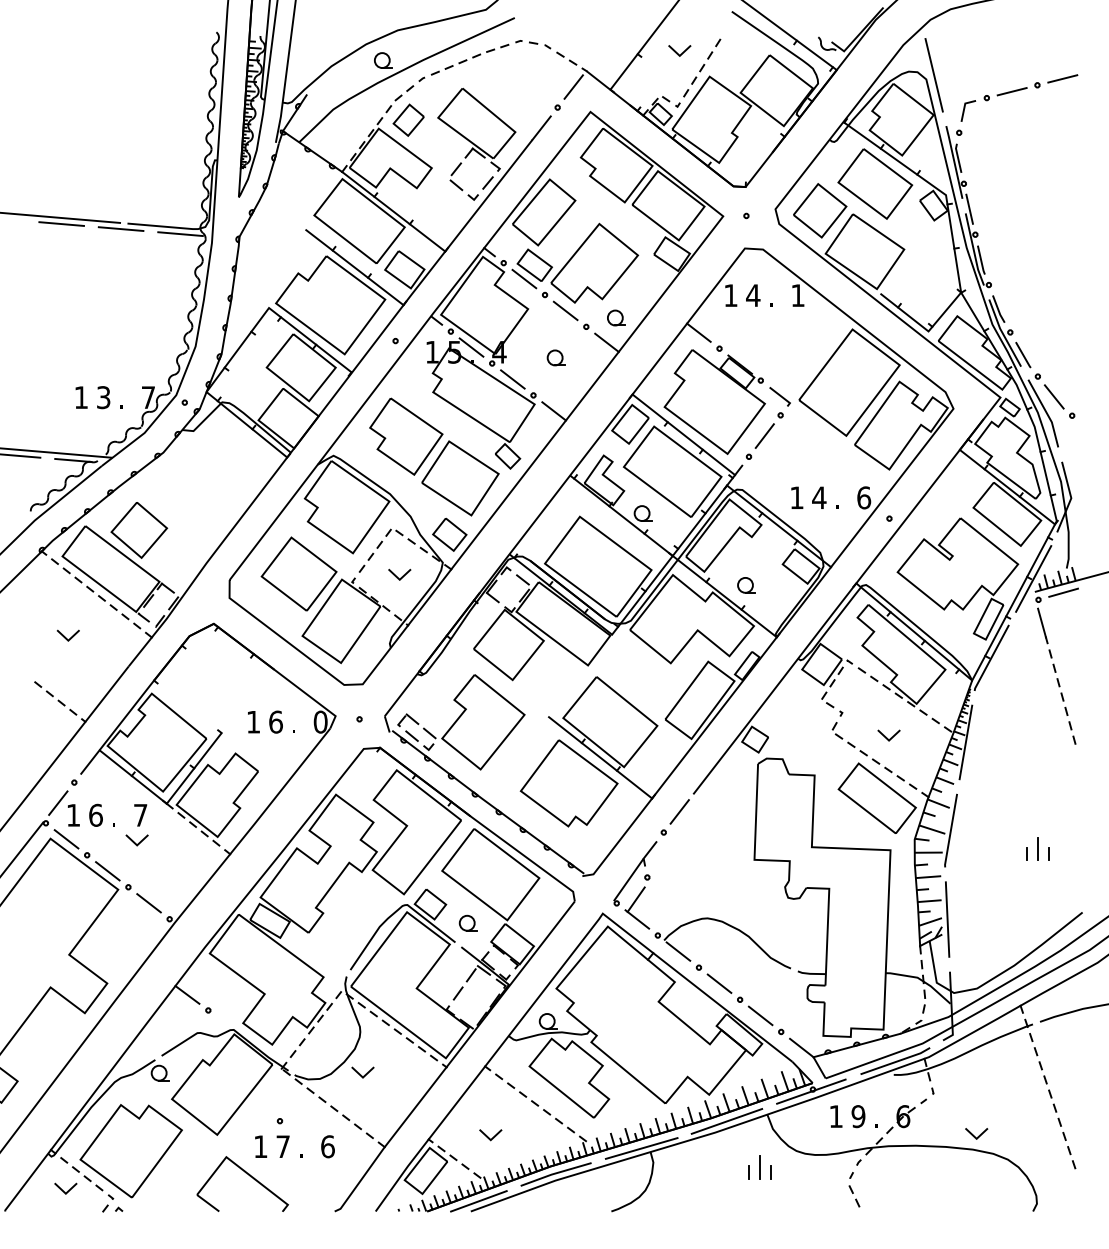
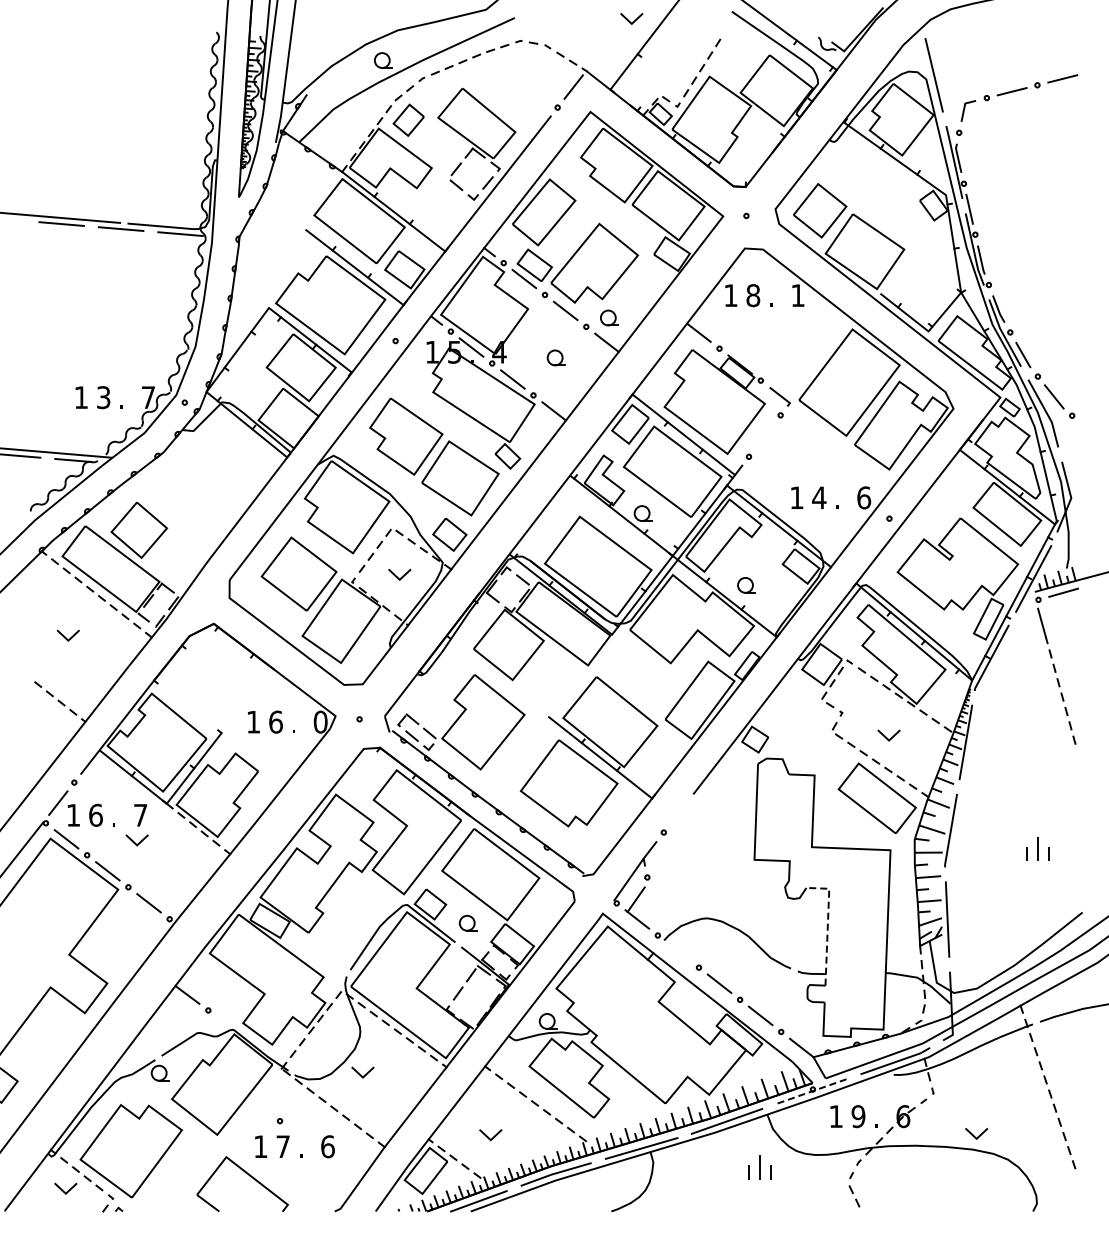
line position: (677, 52) -> (629, 20) (629, 20)
part: present -> none (875, 183)
text: 4 -> 8 (753, 295)
part position: (616, 317) -> (609, 317) (609, 317)
line: present -> none (764, 435)
line: present -> none (679, 811)
line: solid -> dashed (827, 924)
line: present -> none (678, 951)
line: solid -> dashed (811, 1091)
